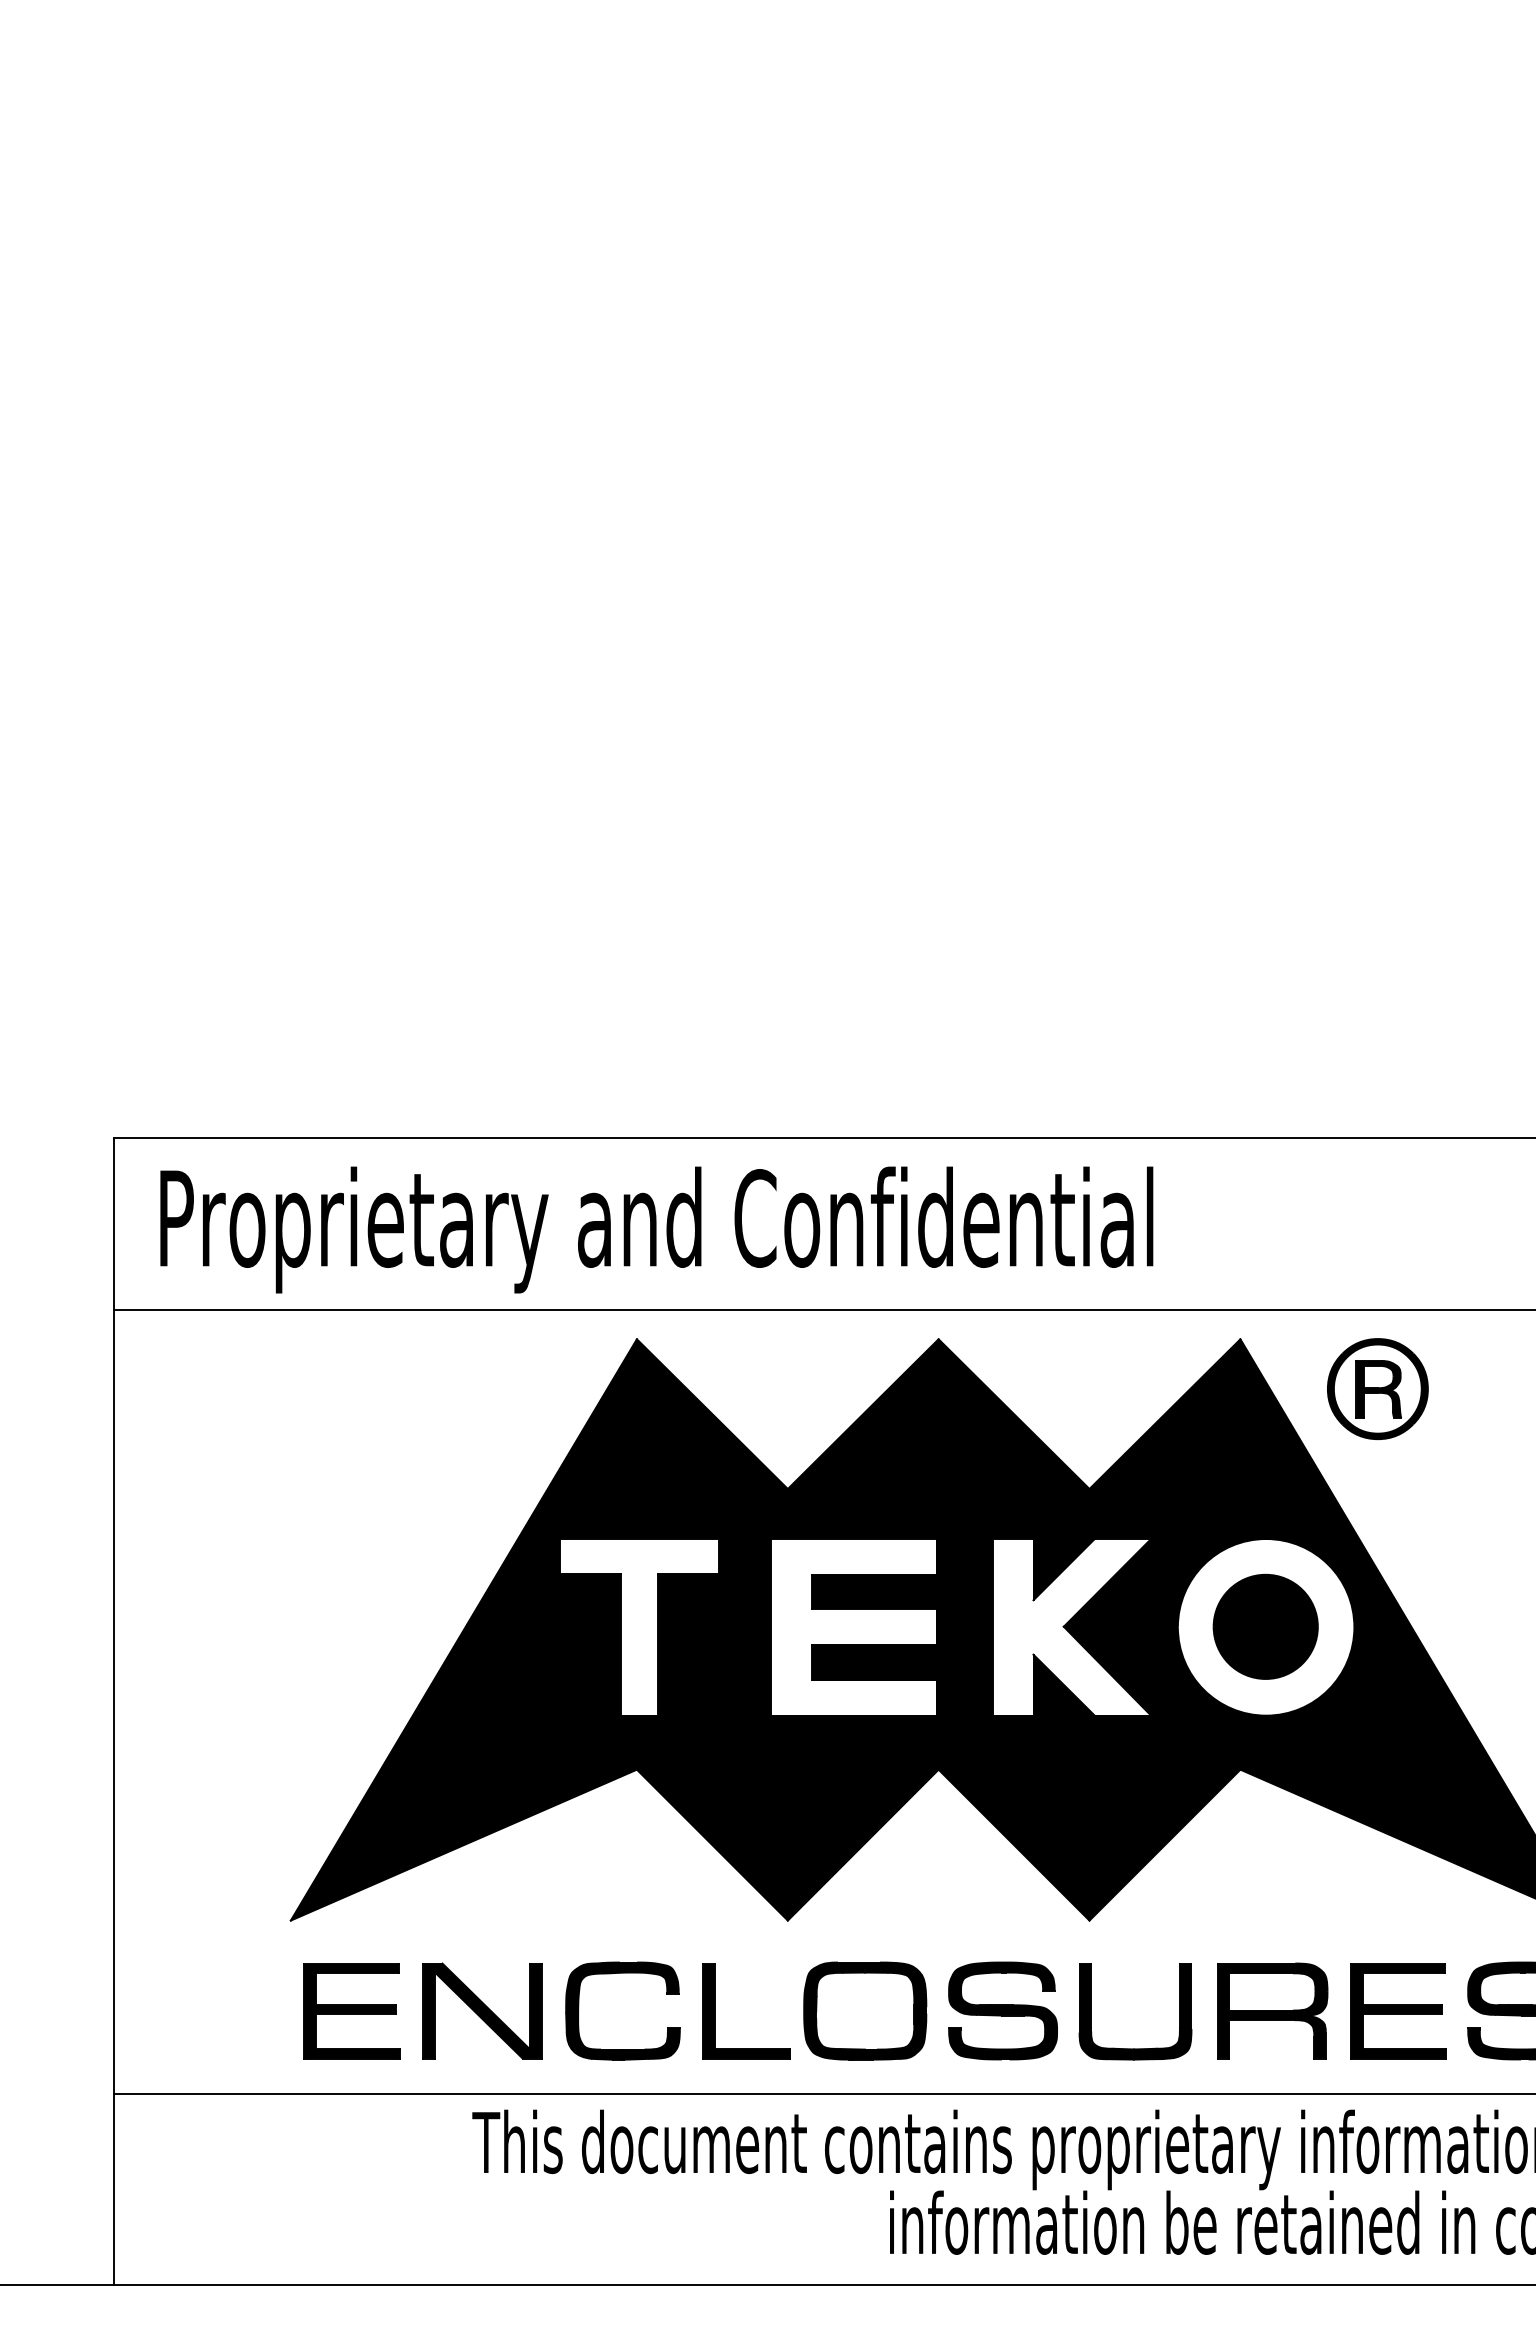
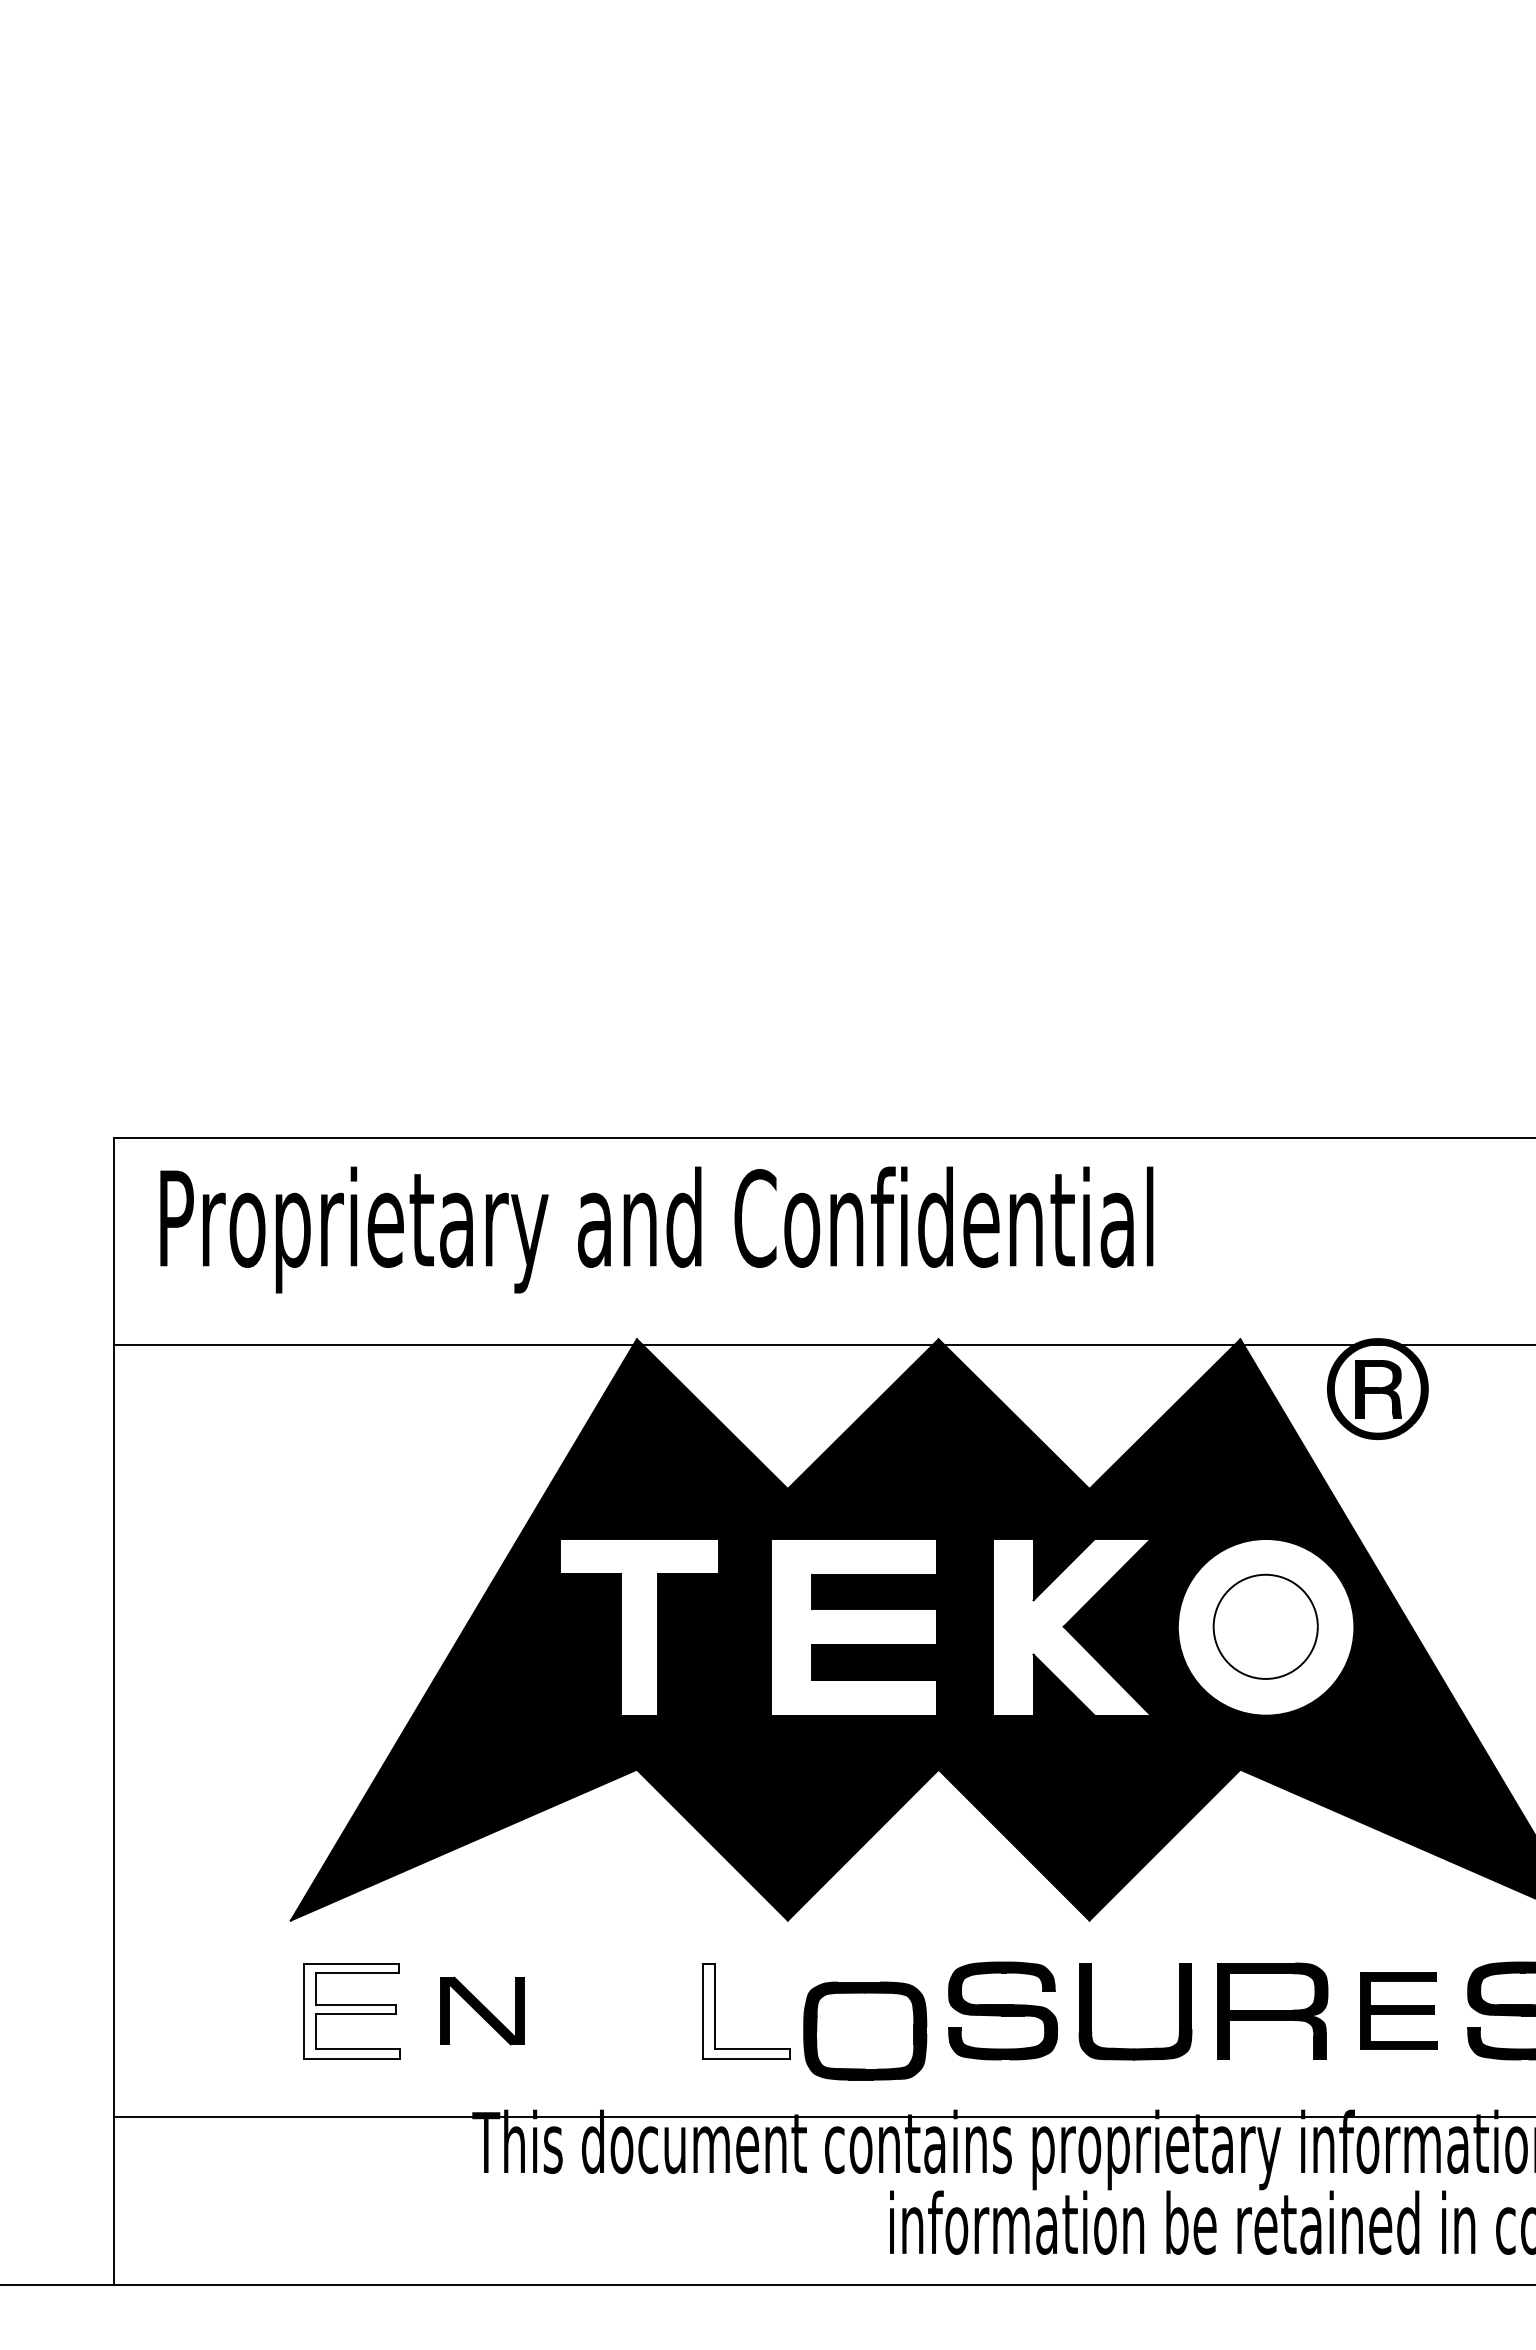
line position: (823, 1310) -> (823, 1345) (823, 1345)
fill: present -> none (1265, 1626)
part: present -> none (622, 1973)
fill: present -> none (351, 2010)
part size: 121x98 px -> 85x70 px (482, 2010)
fill: present -> none (746, 2010)
part position: (865, 2010) -> (865, 2030) (865, 2030)
part size: 97x97 px -> 78x78 px (1398, 2010)
line position: (823, 2094) -> (823, 2117) (823, 2117)
